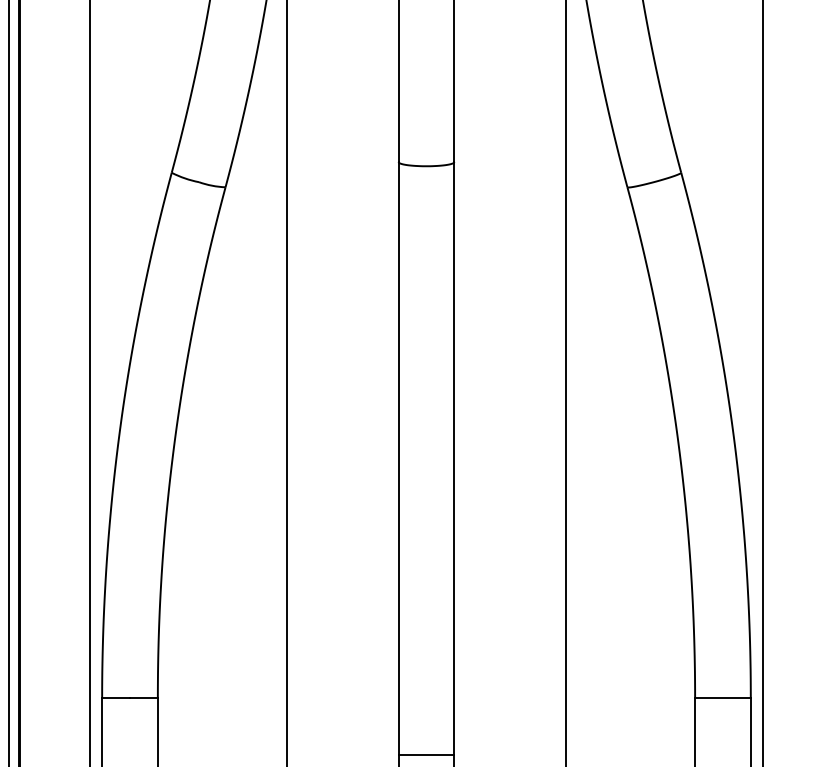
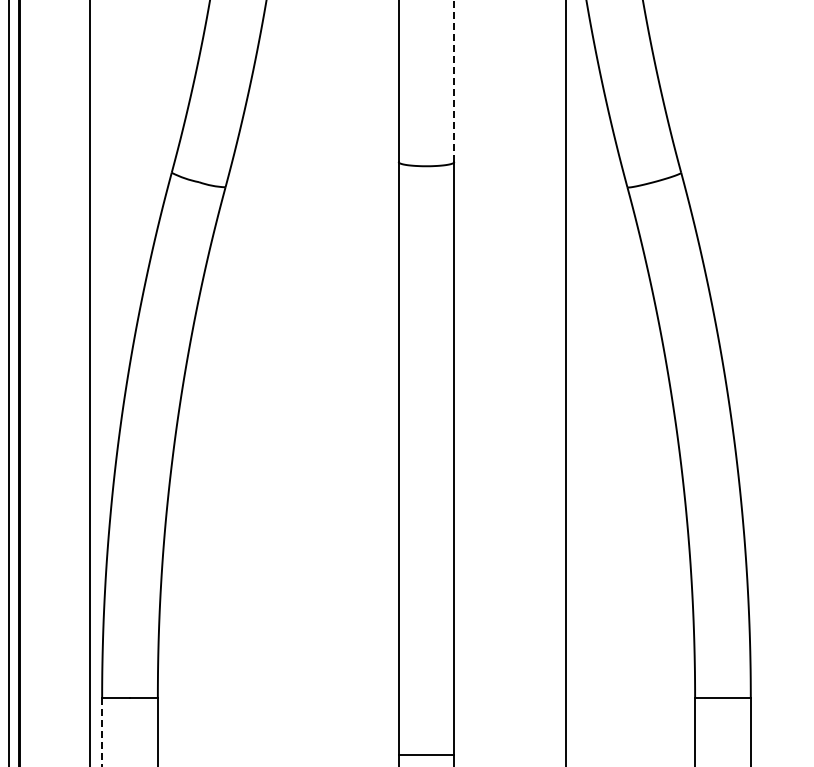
line: solid -> dashed (454, 81)
line: present -> none (287, 382)
line: present -> none (762, 382)
line: solid -> dashed (102, 732)
